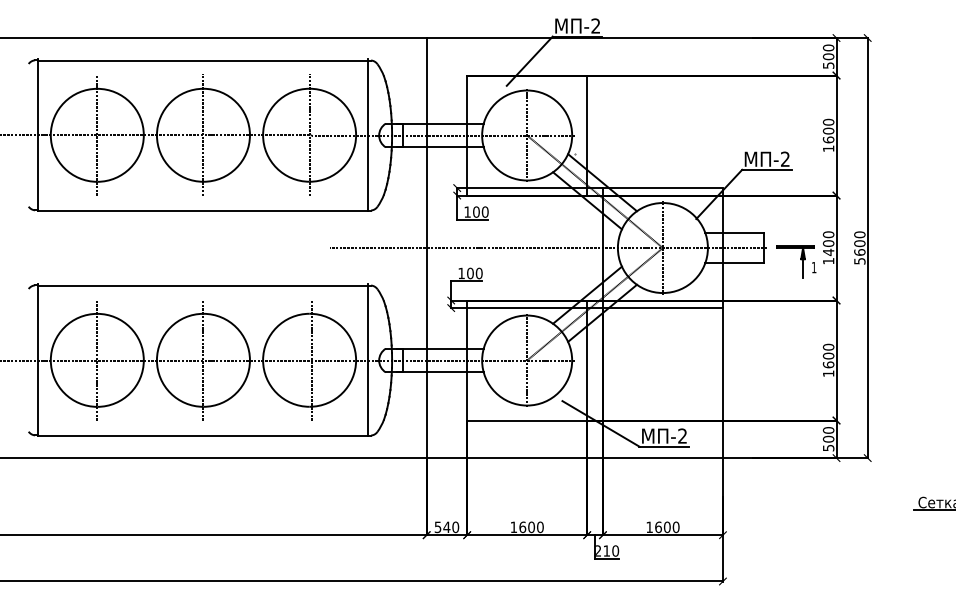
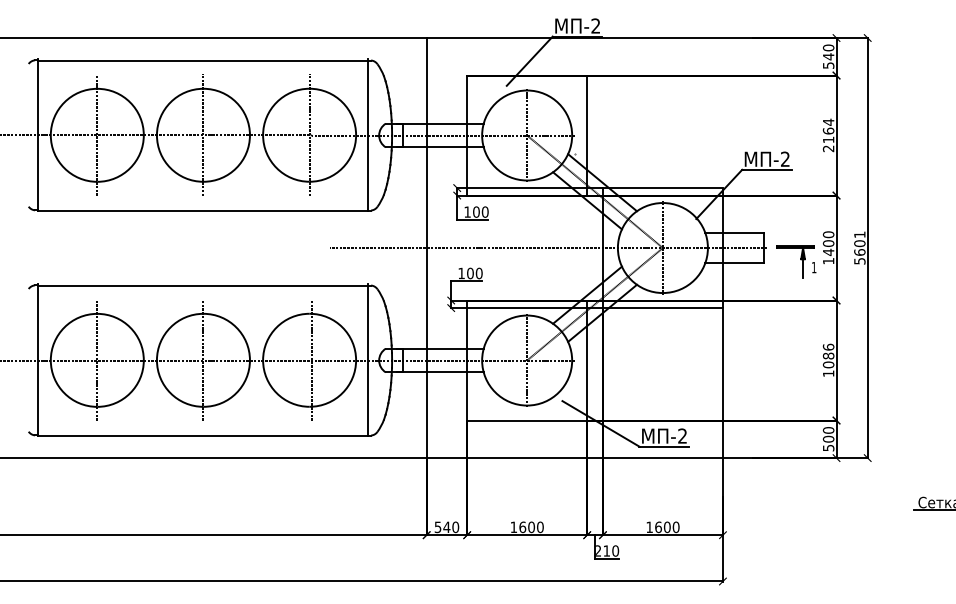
text: 500 -> 540 (828, 56)
text: 1600 -> 2164 (828, 135)
text: 5600 -> 5601 (859, 234)
text: 1600 -> 1086 (828, 355)
